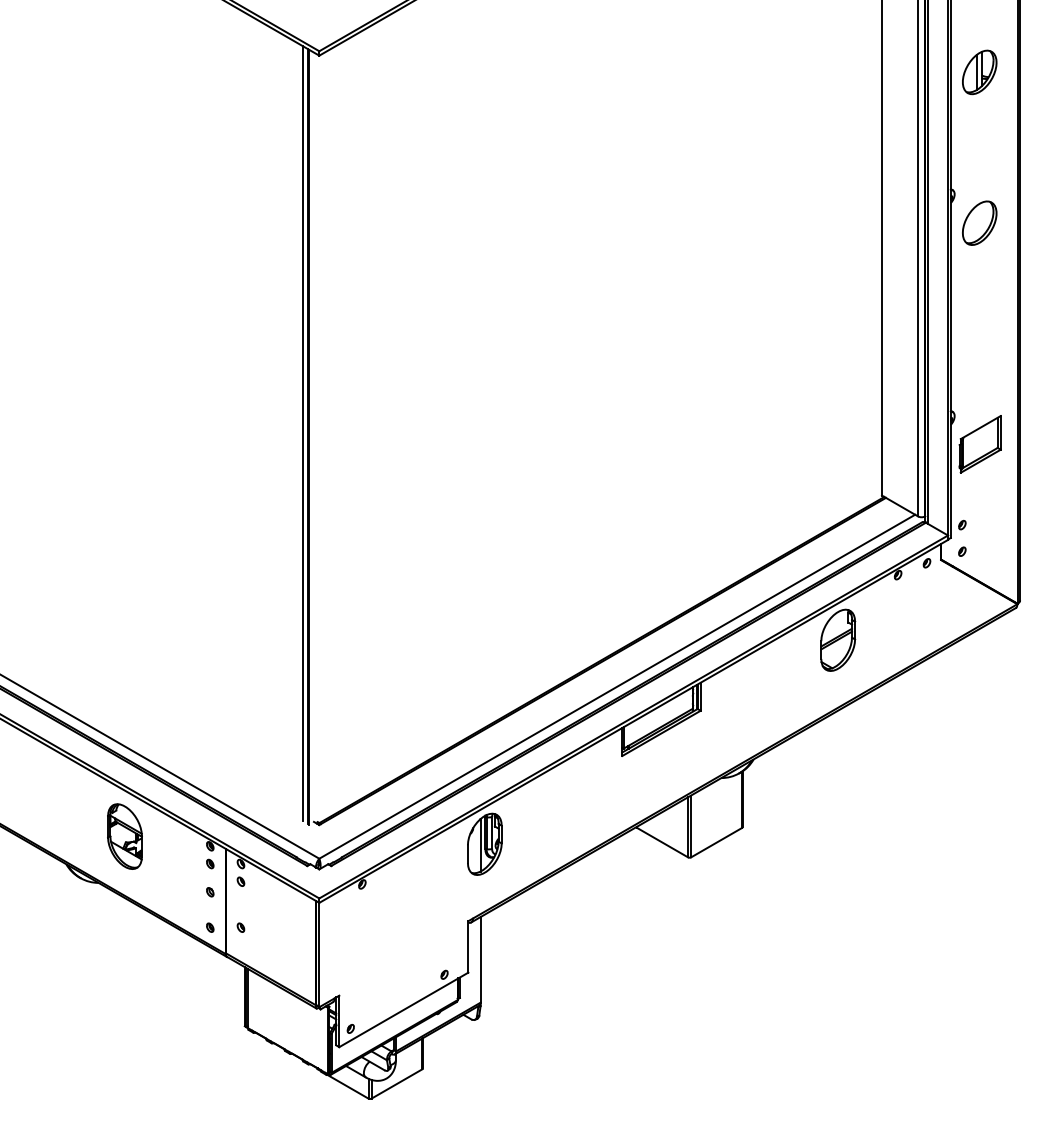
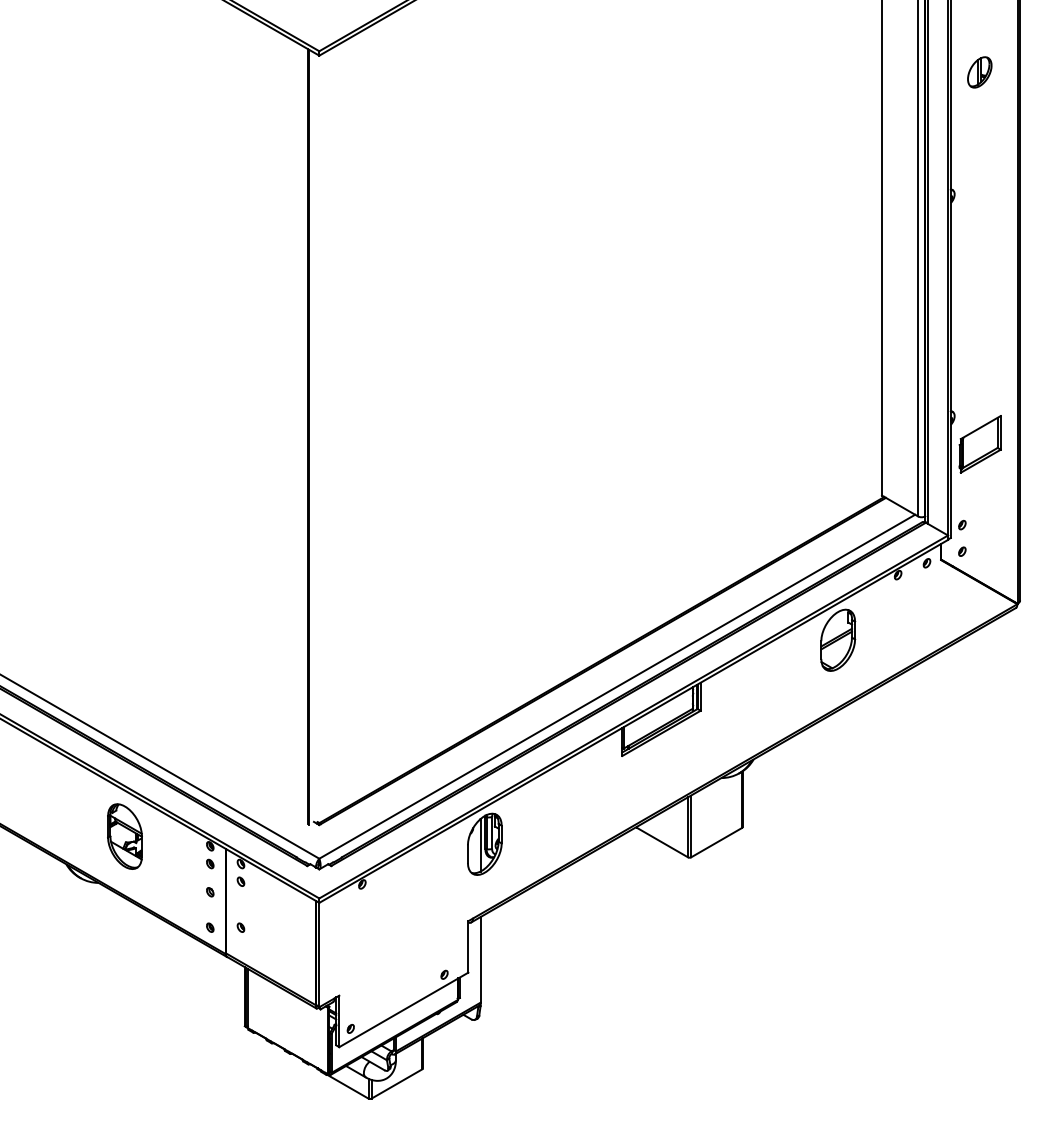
part size: 36x47 px -> 26x33 px (979, 72)
part: present -> none (979, 222)
line: present -> none (302, 433)
